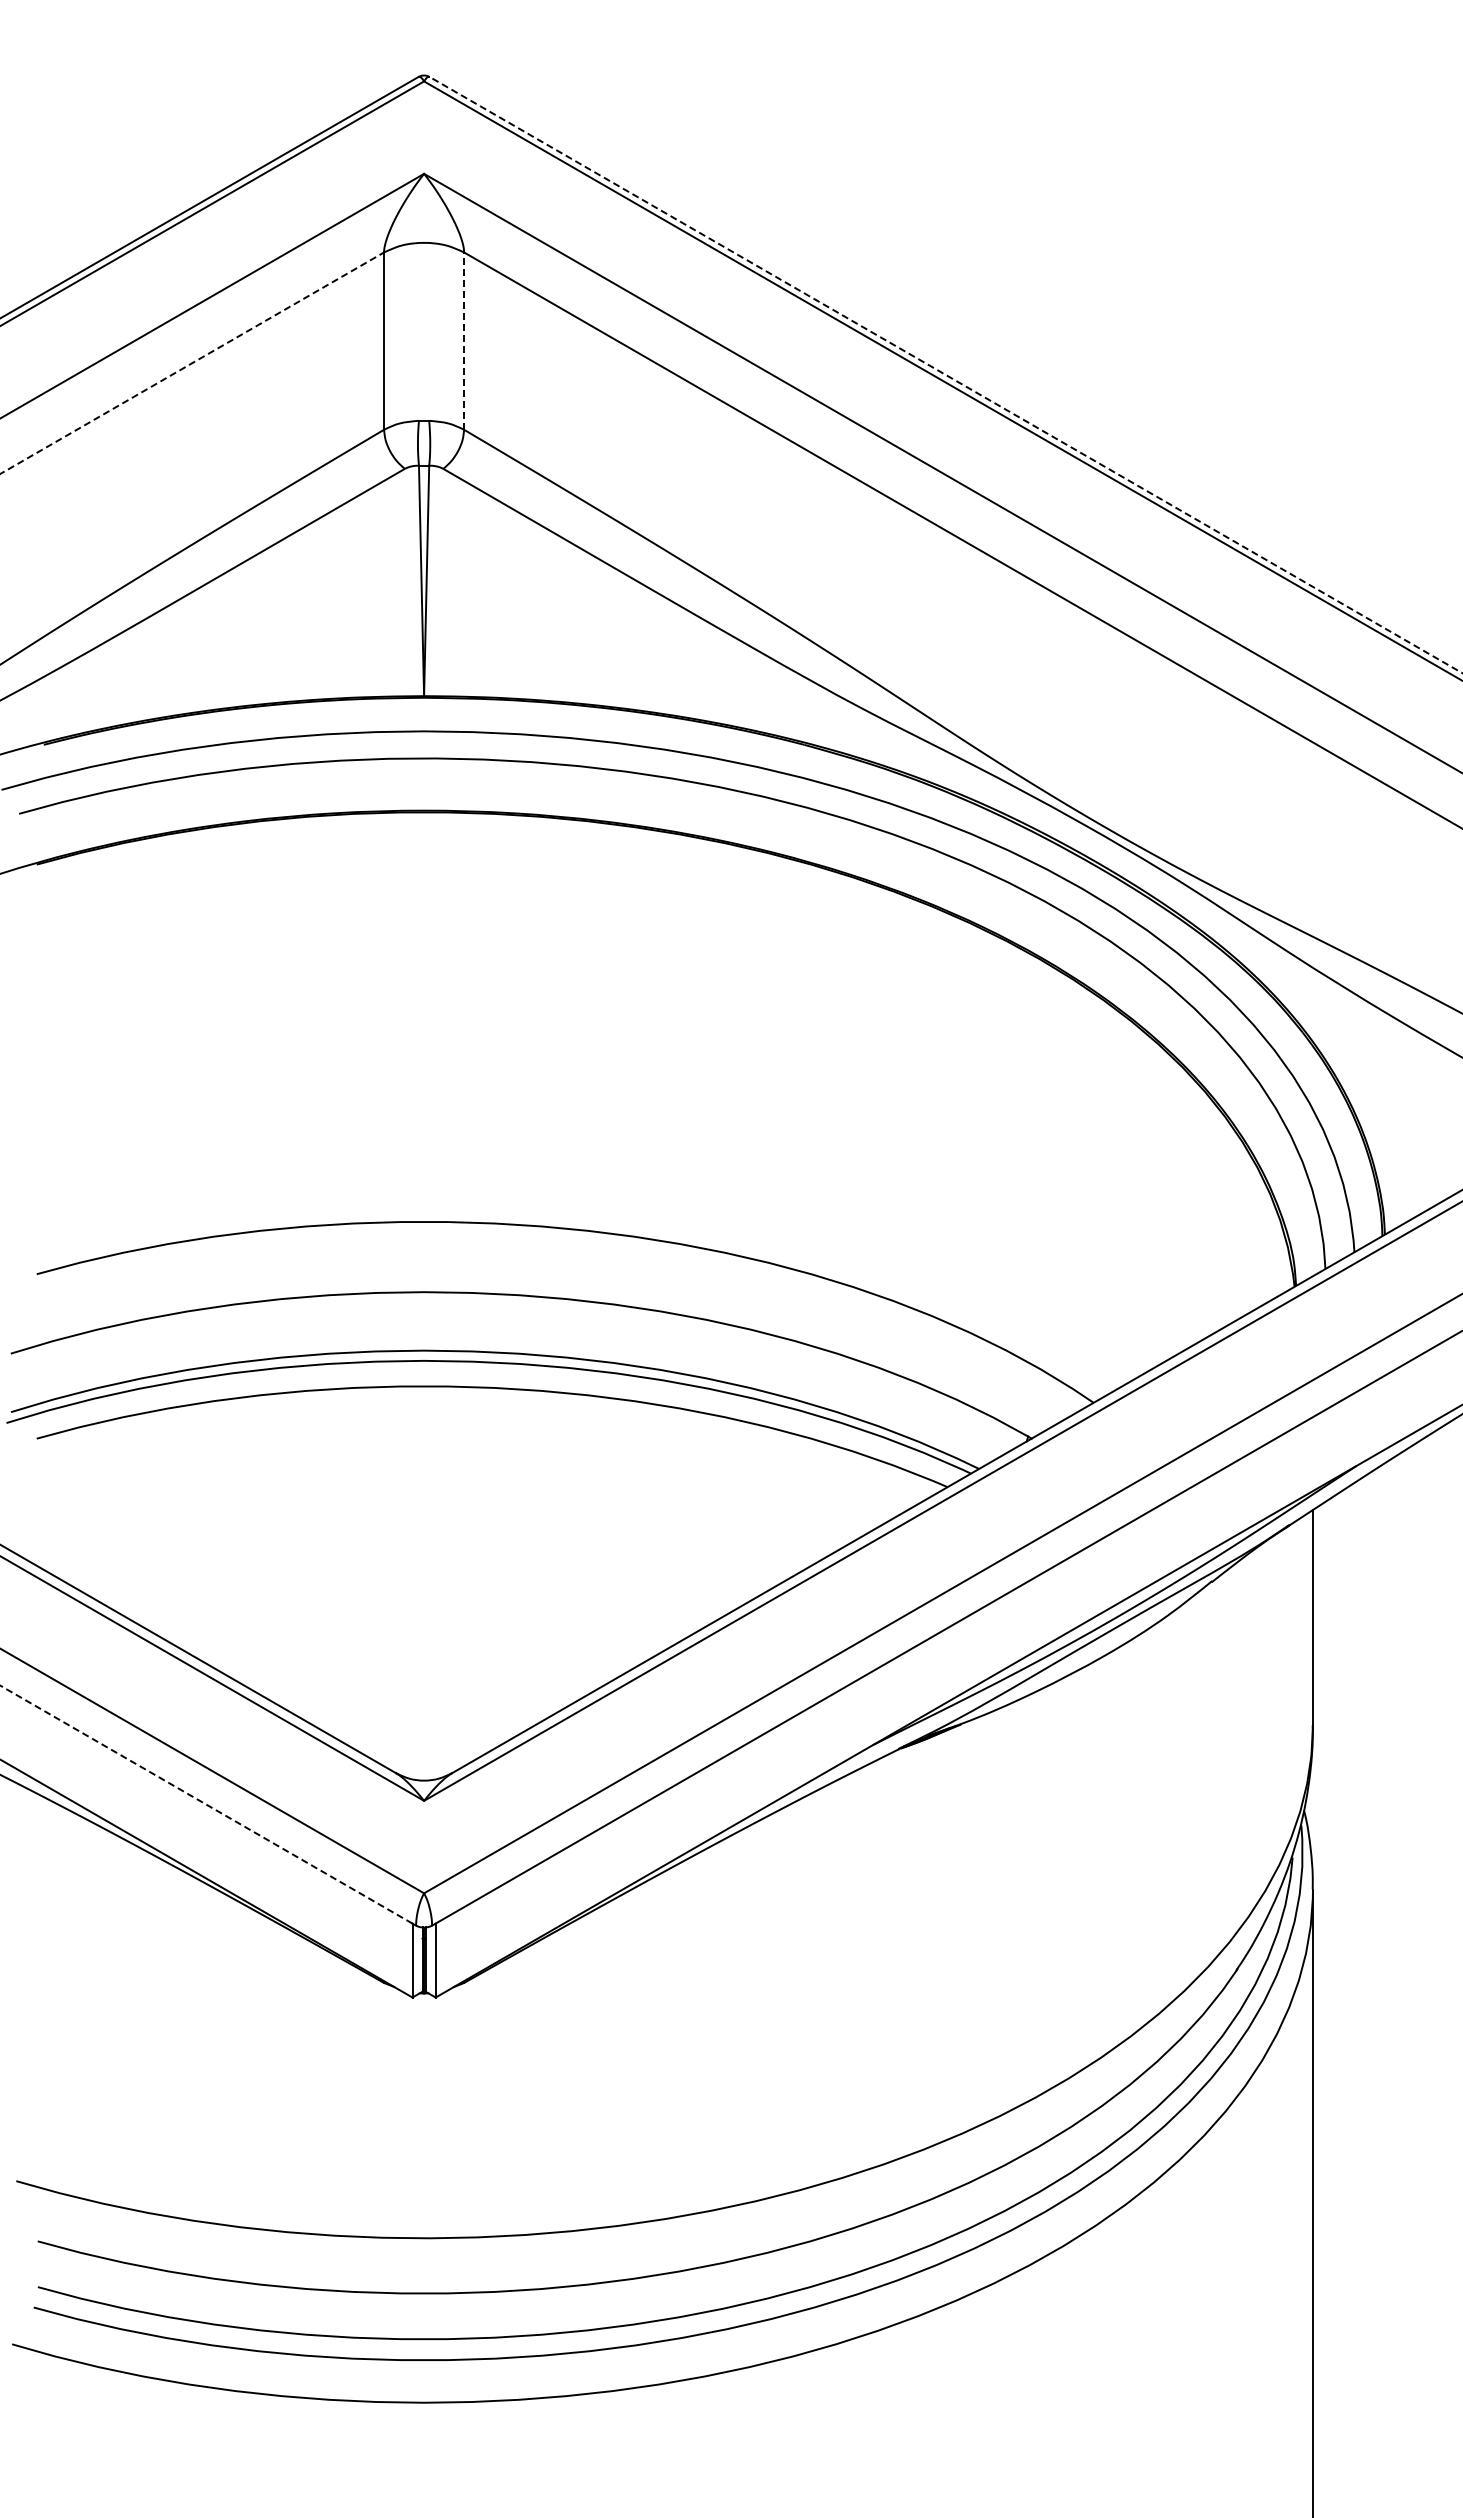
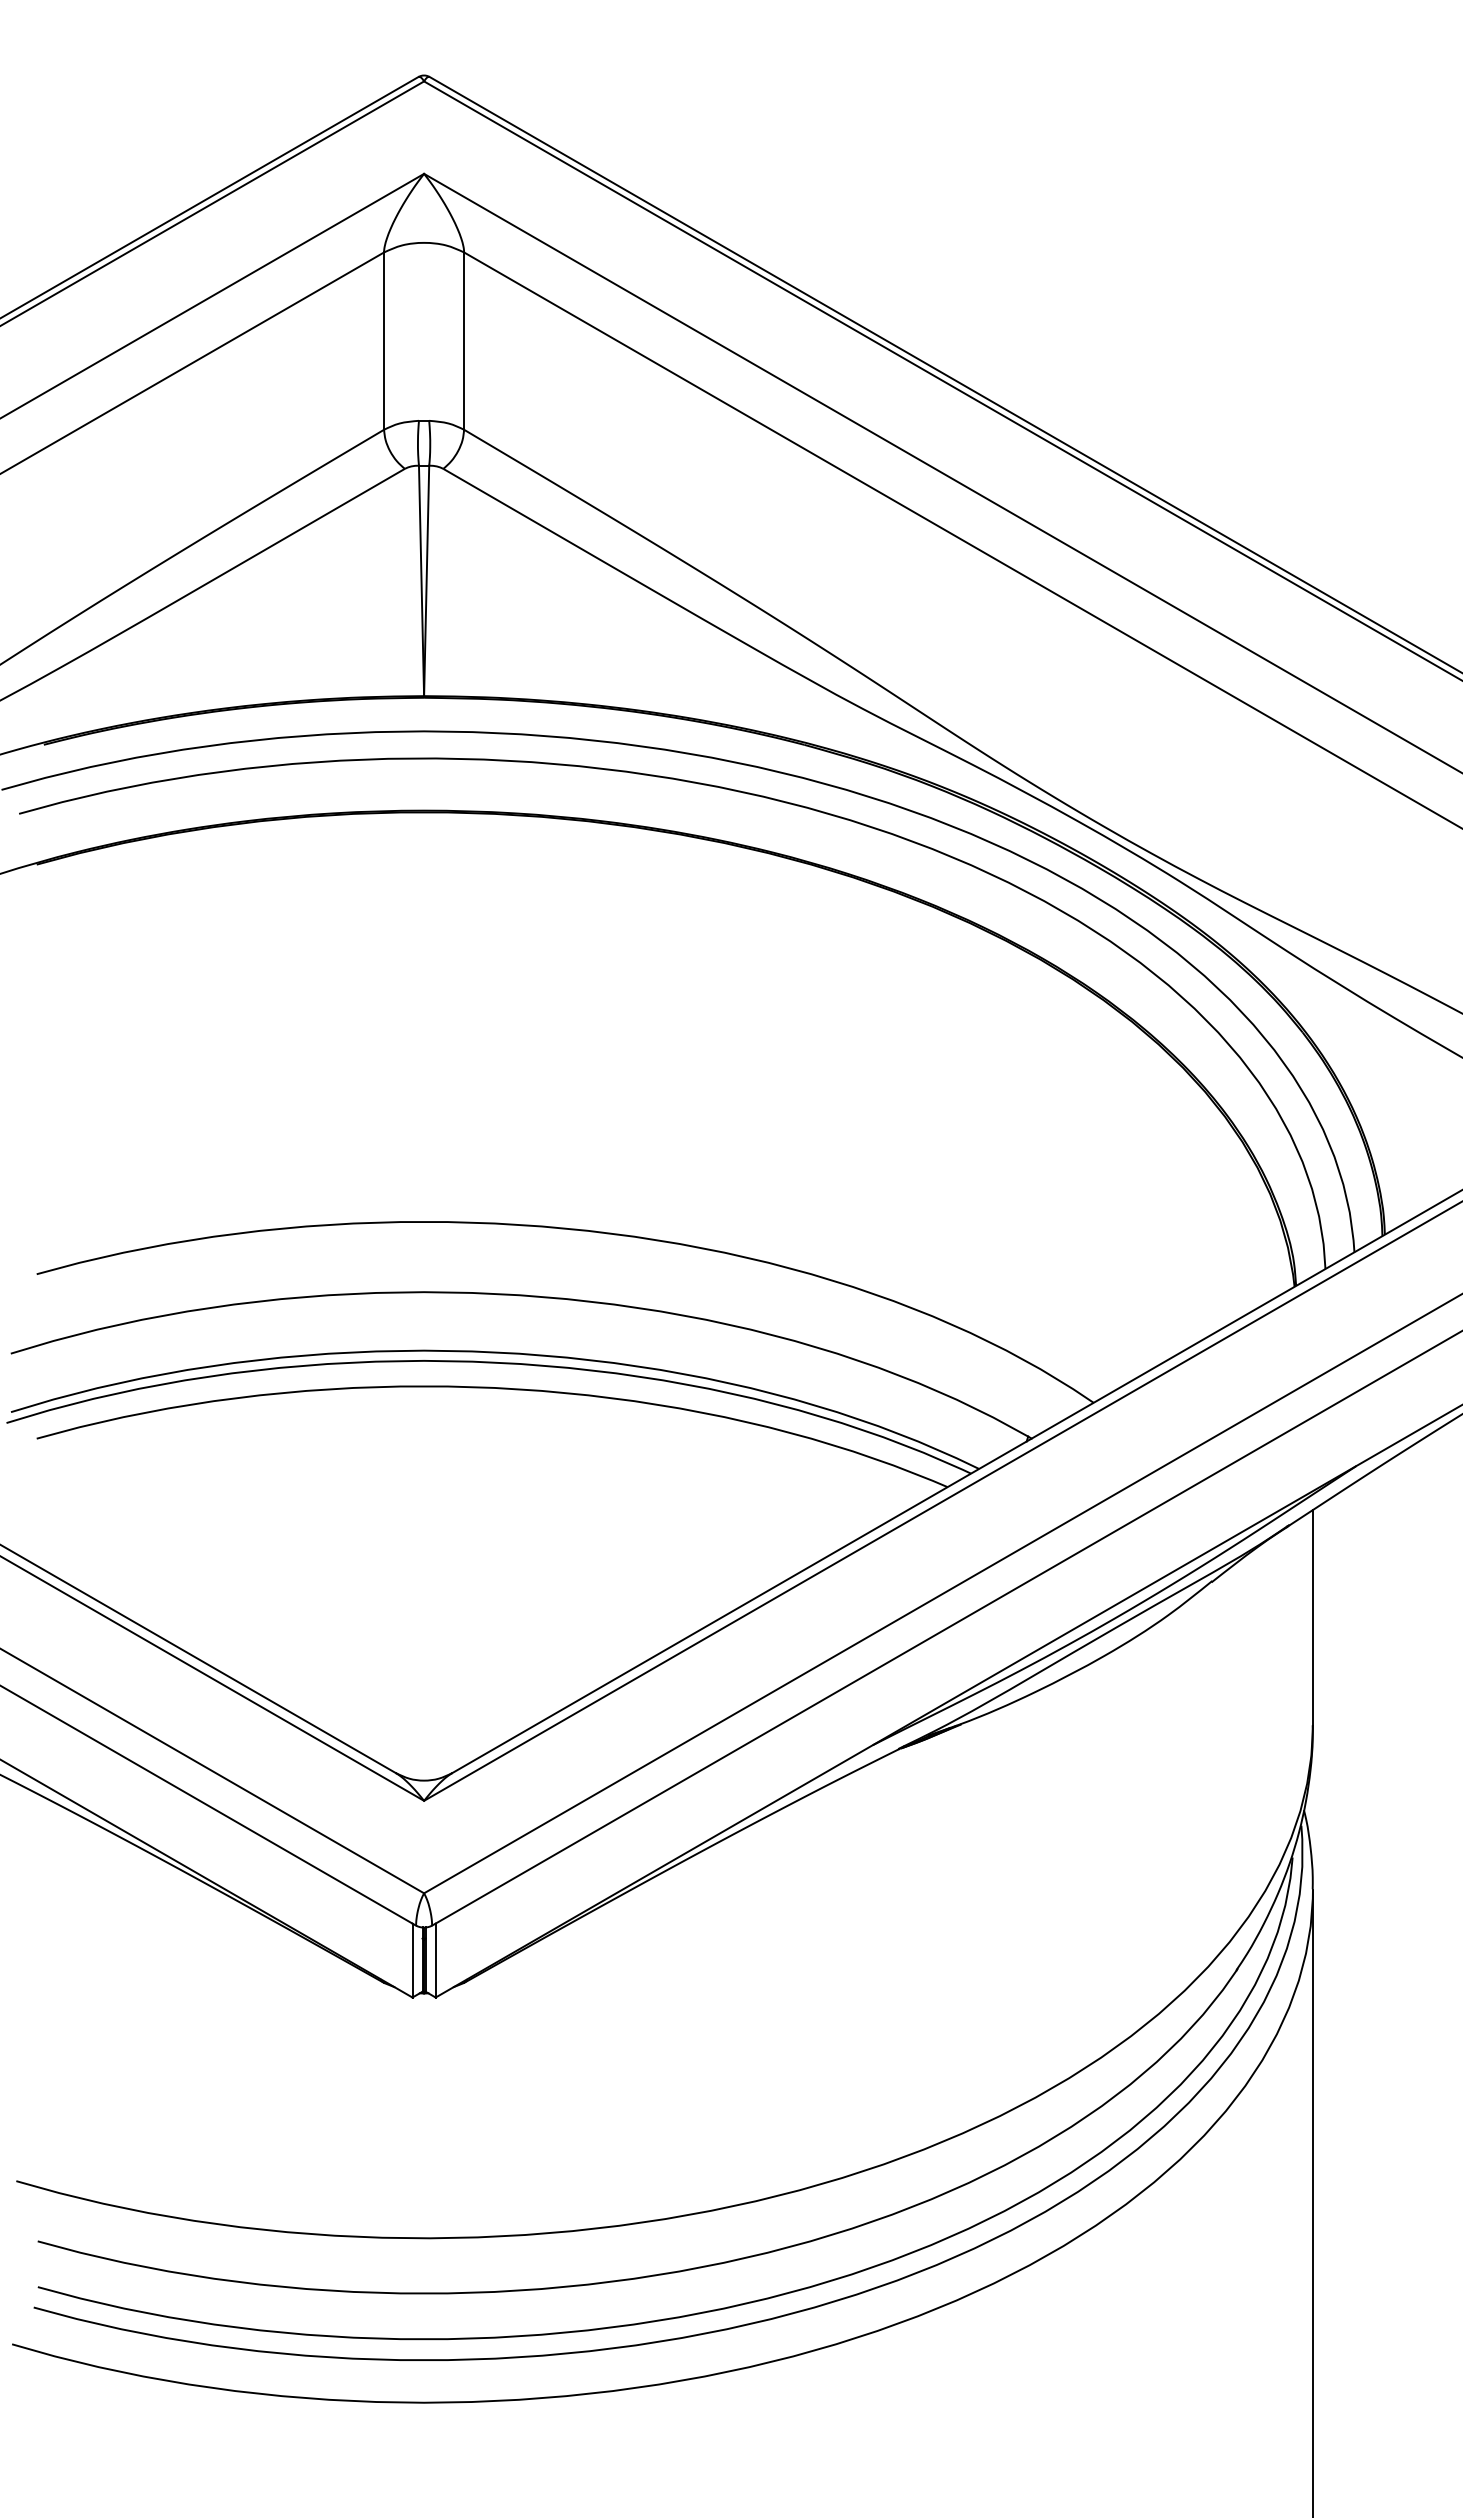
line: dashed -> solid (464, 341)
line: dashed -> solid (192, 362)
line: dashed -> solid (945, 374)
line: dashed -> solid (206, 1804)
